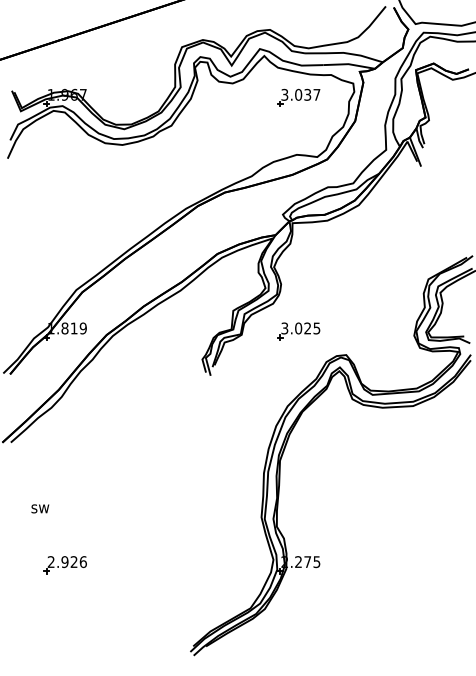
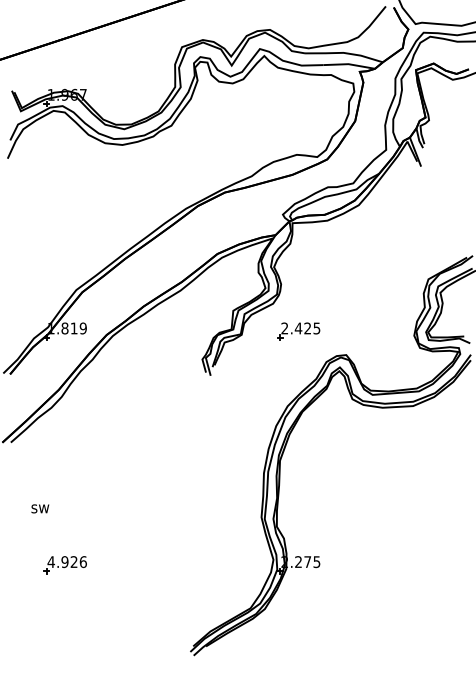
part: present -> none (298, 97)
text: 3.025 -> 2.425 (291, 328)
text: 2.926 -> 4.926 (50, 561)
